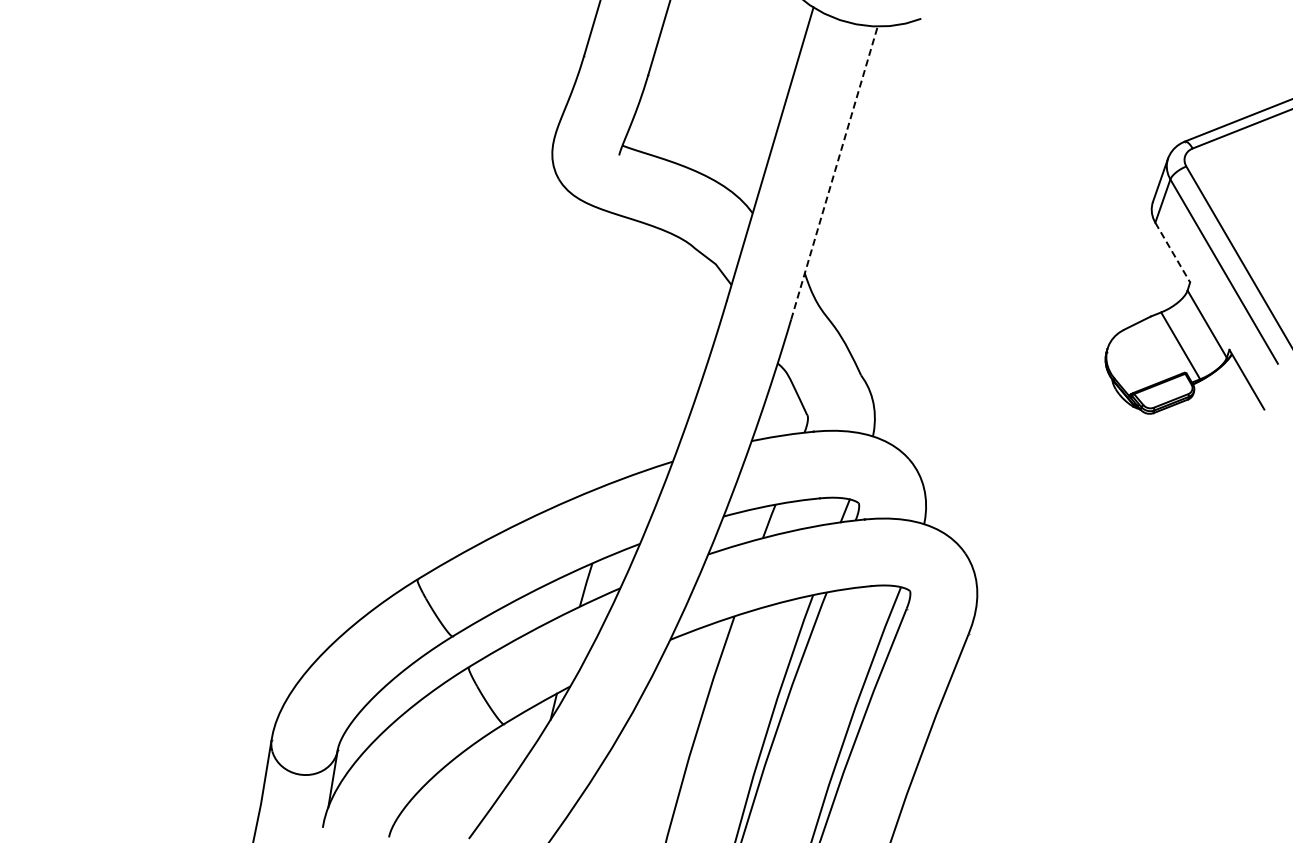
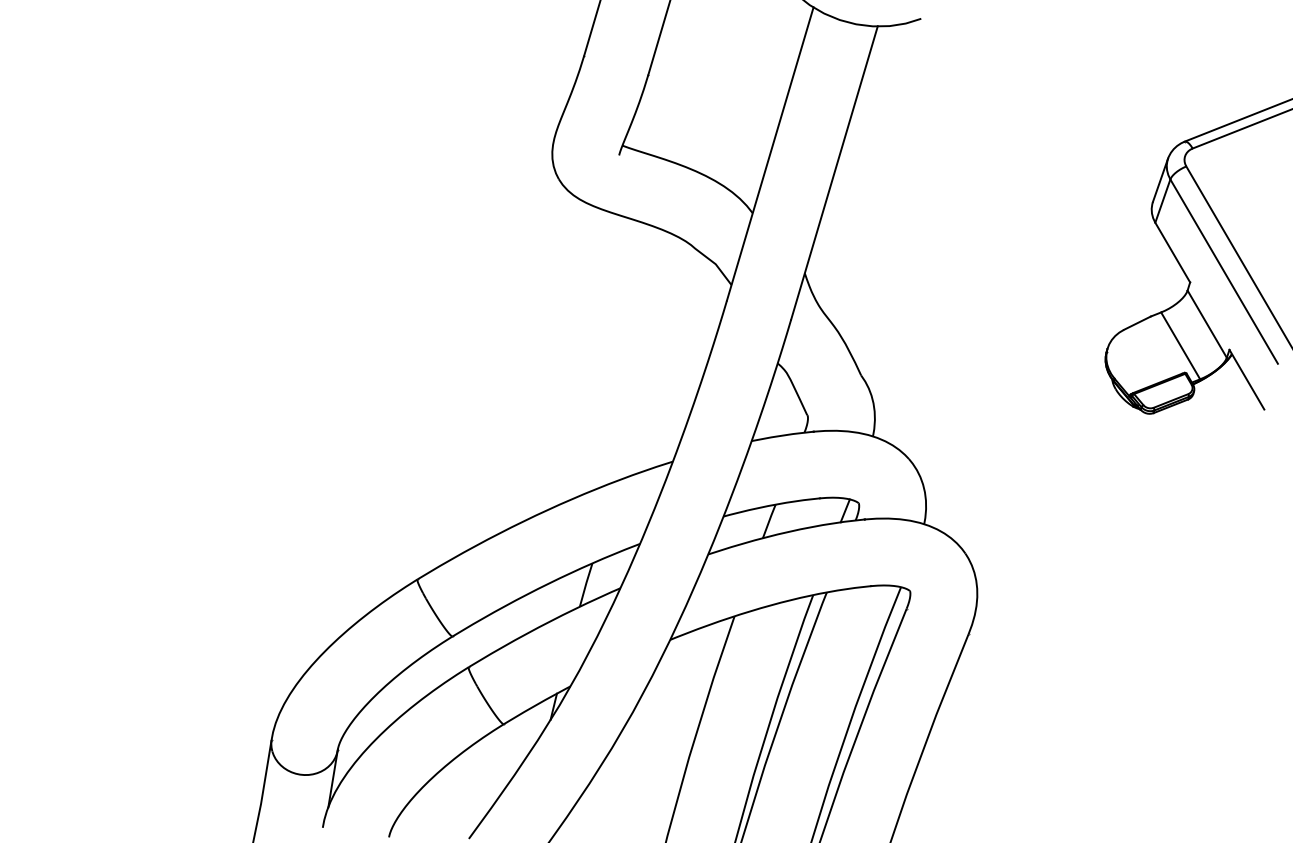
line: dashed -> solid (834, 172)
line: dashed -> solid (1172, 252)
